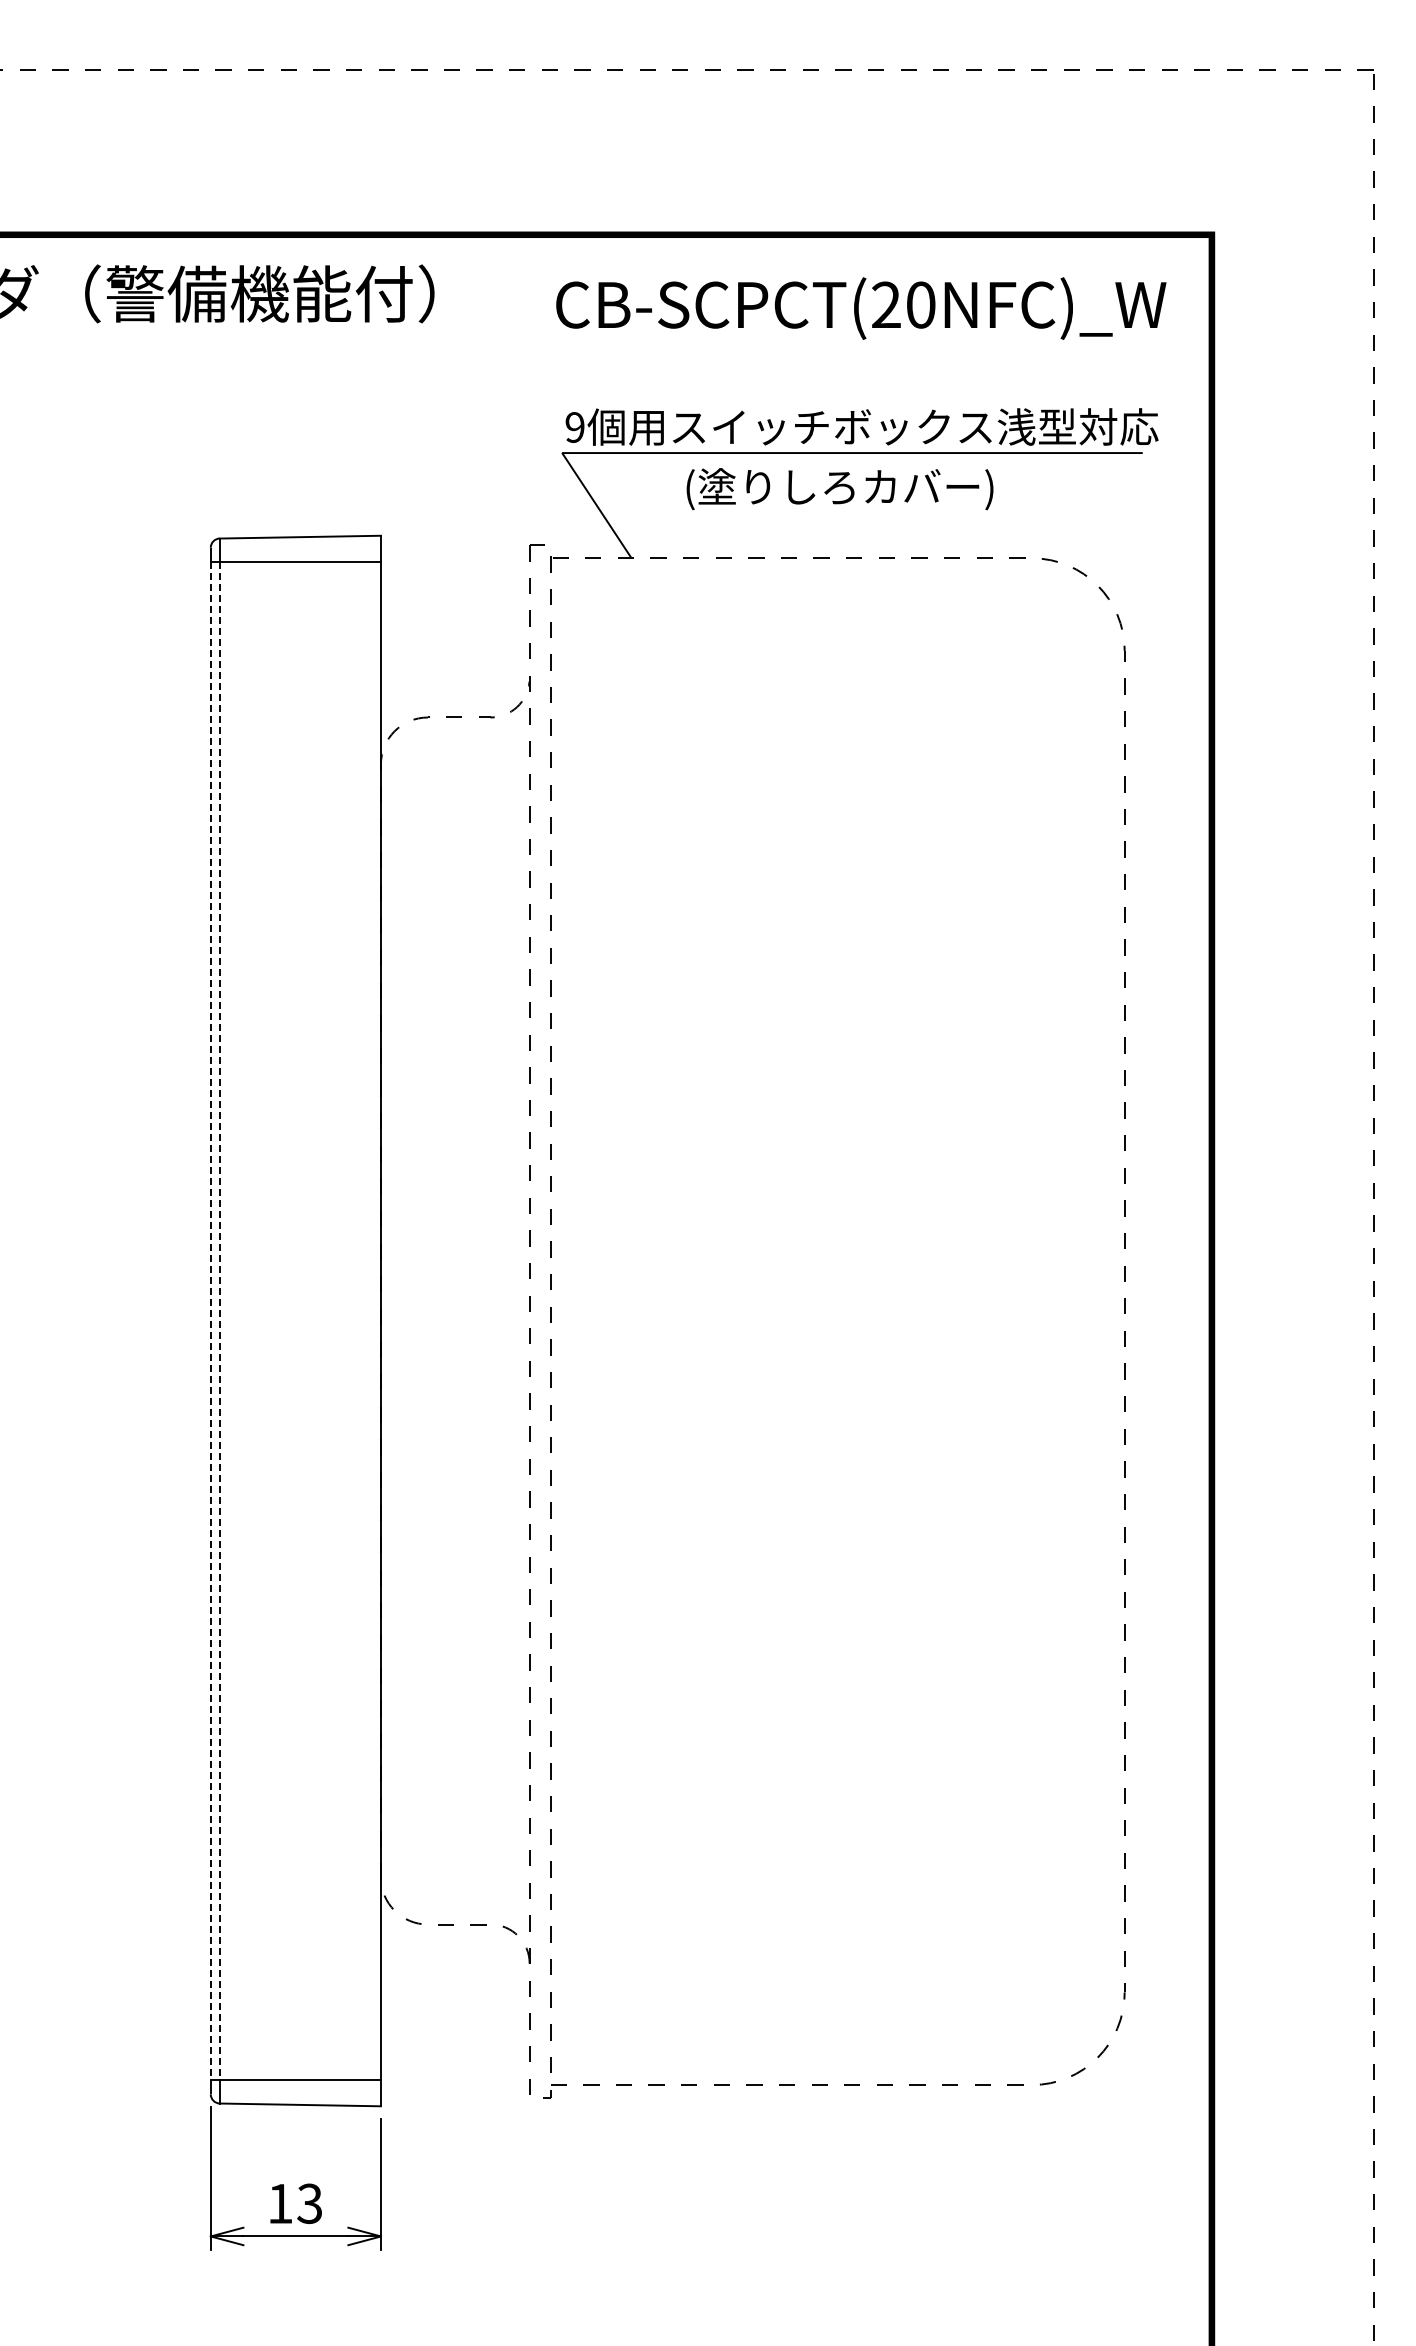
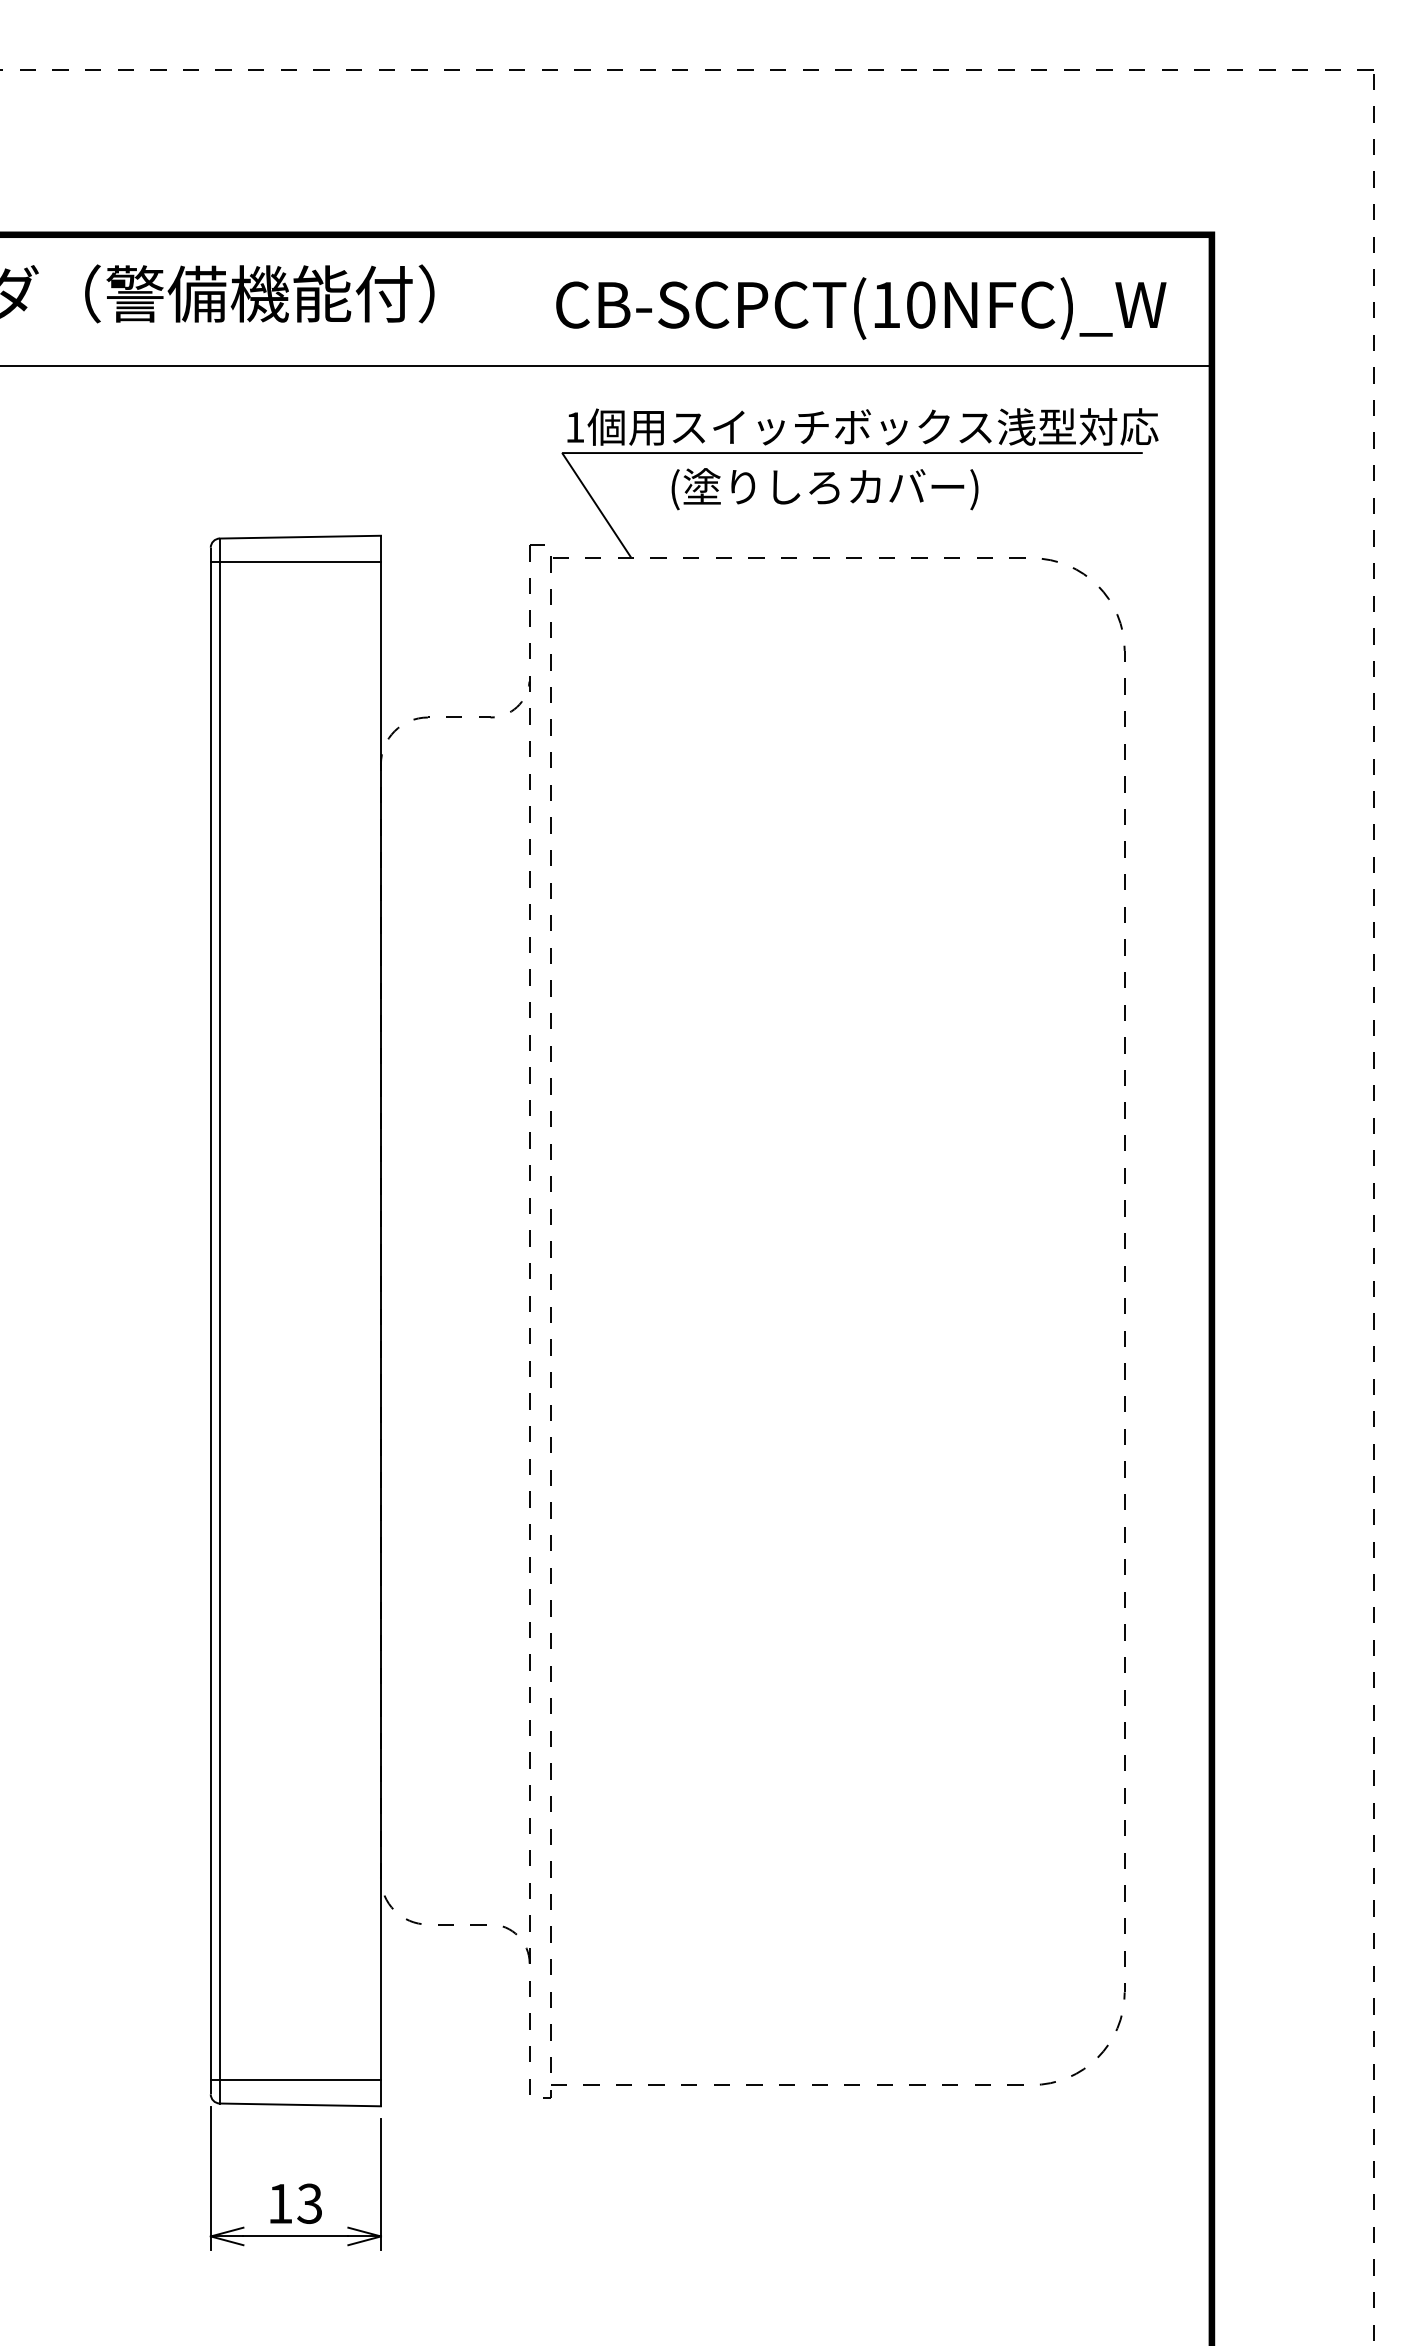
text: CB-SCPCT(20NFC)_W -> CB-SCPCT(10NFC)_W (886, 304)
line: none -> present (606, 365)
text: 9 -> 1 (574, 427)
text position: (839, 489) -> (824, 489) (824, 489)
line: dashed -> solid (210, 1321)
line: dashed -> solid (219, 1321)
